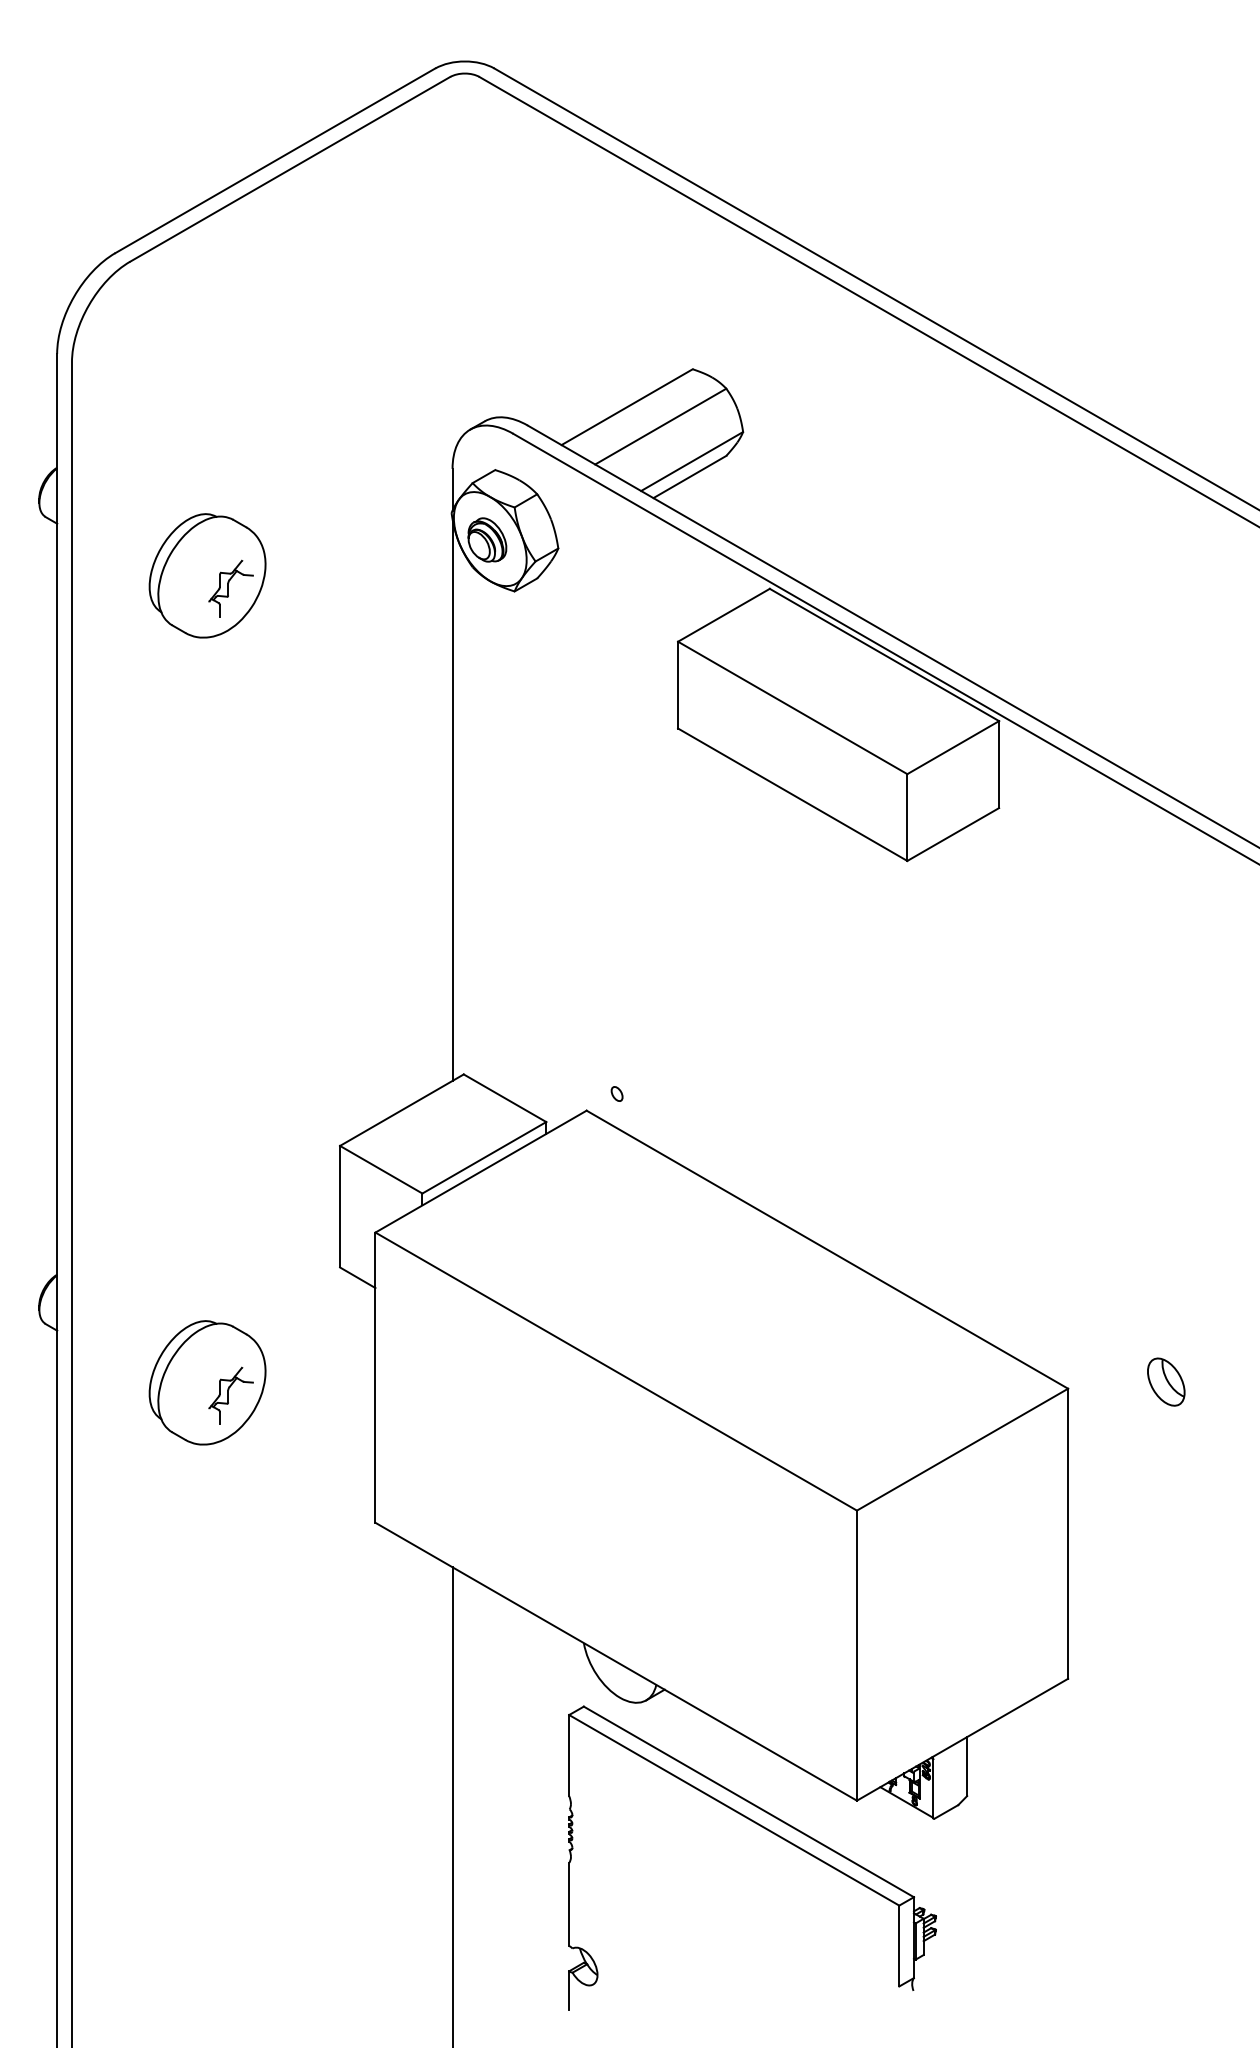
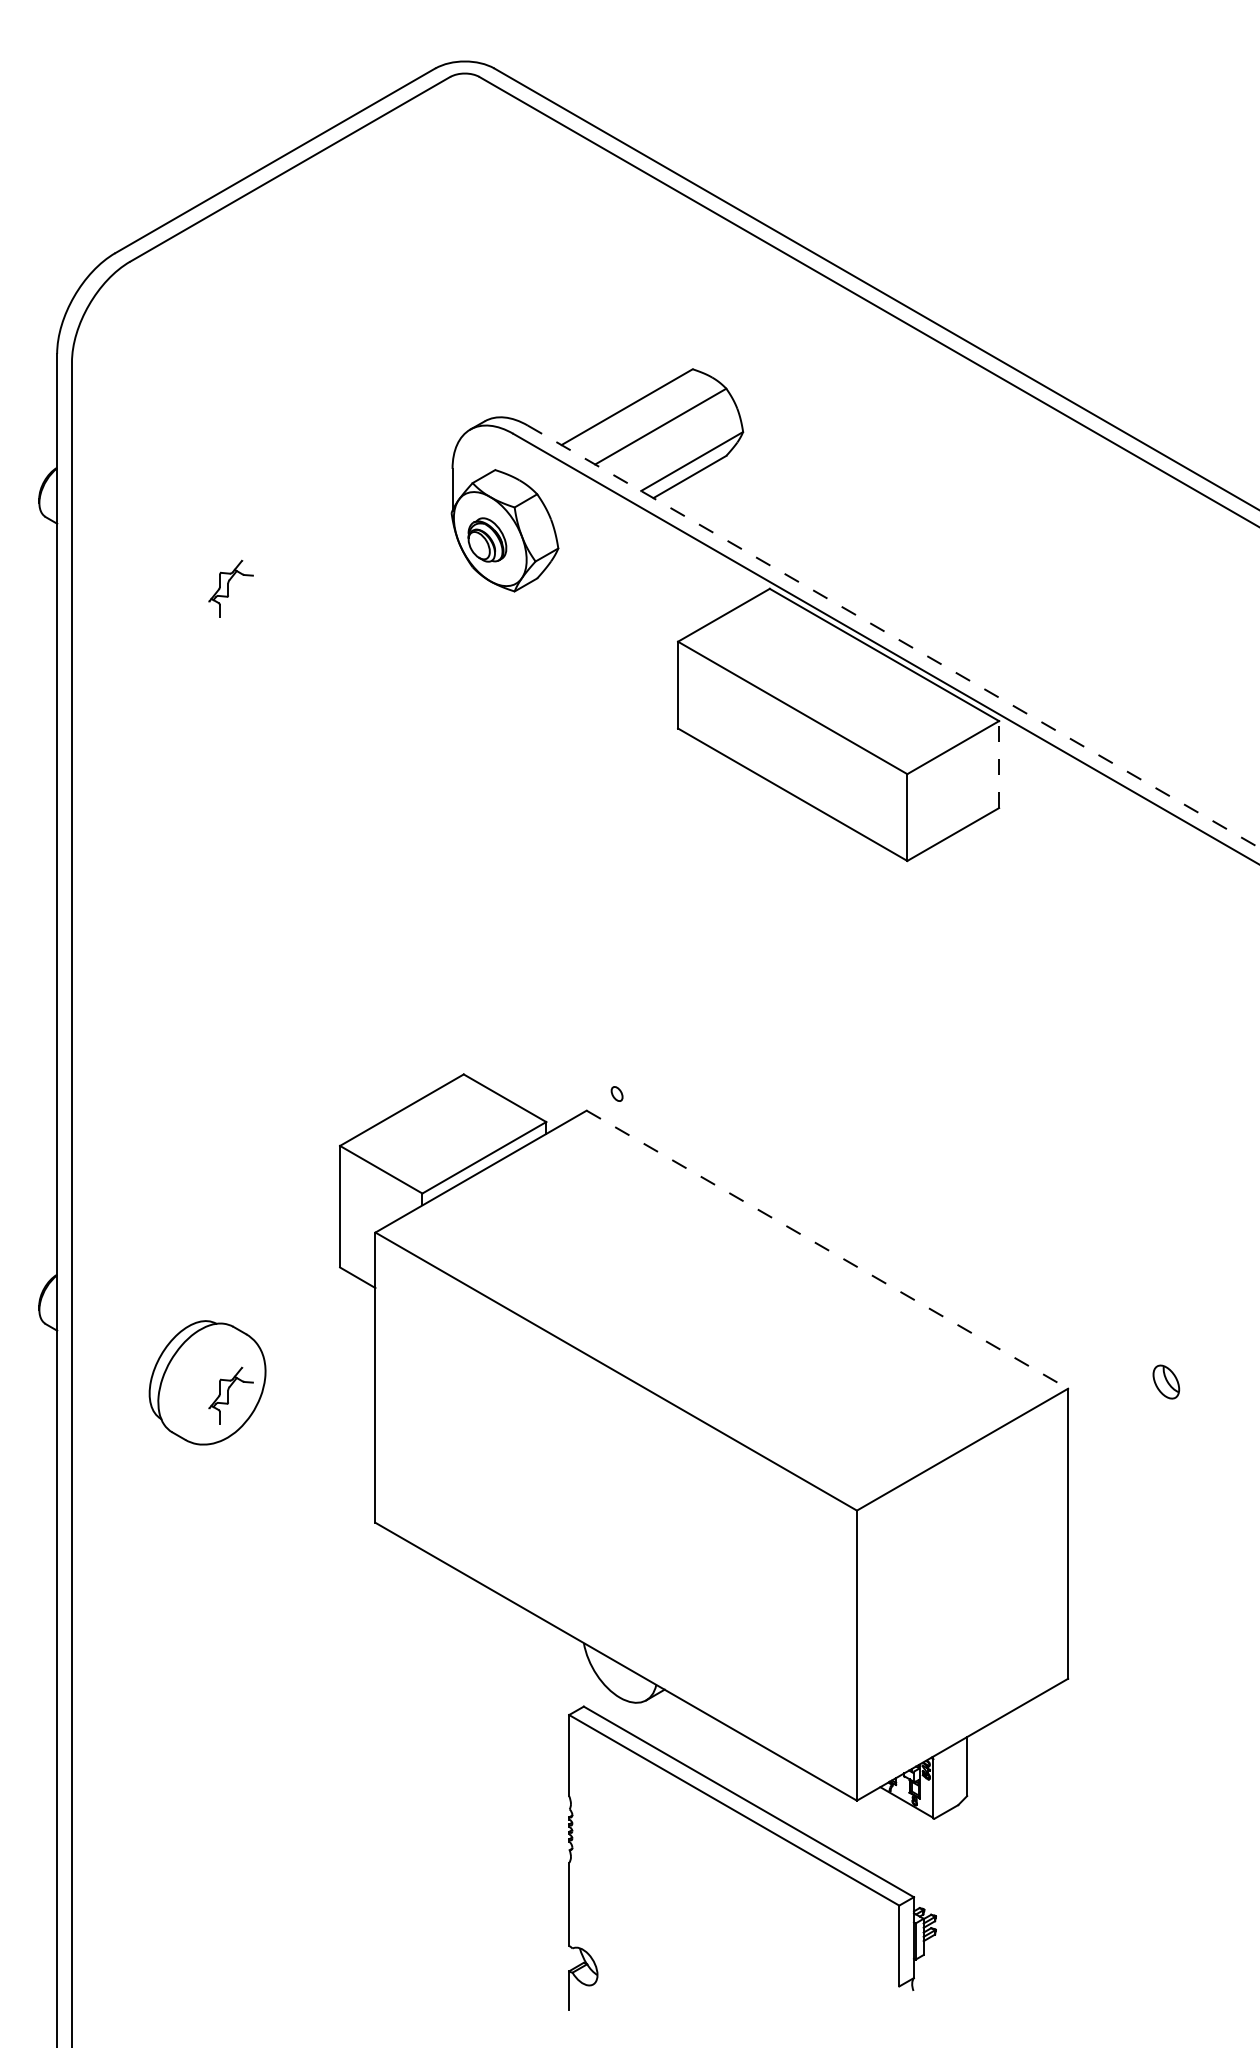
part: present -> none (207, 575)
line: solid -> dashed (894, 637)
line: solid -> dashed (999, 764)
line: present -> none (452, 799)
line: solid -> dashed (827, 1249)
part size: 39x50 px -> 29x36 px (1166, 1381)
line: present -> none (452, 1805)
